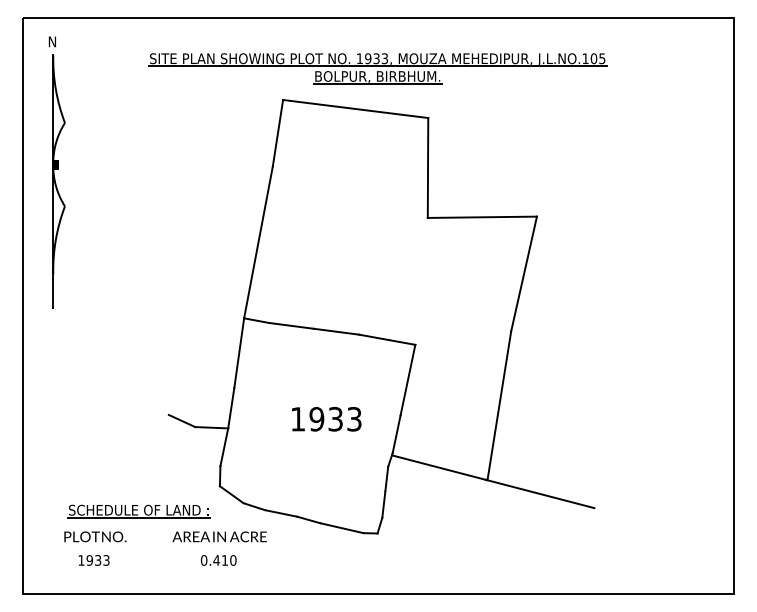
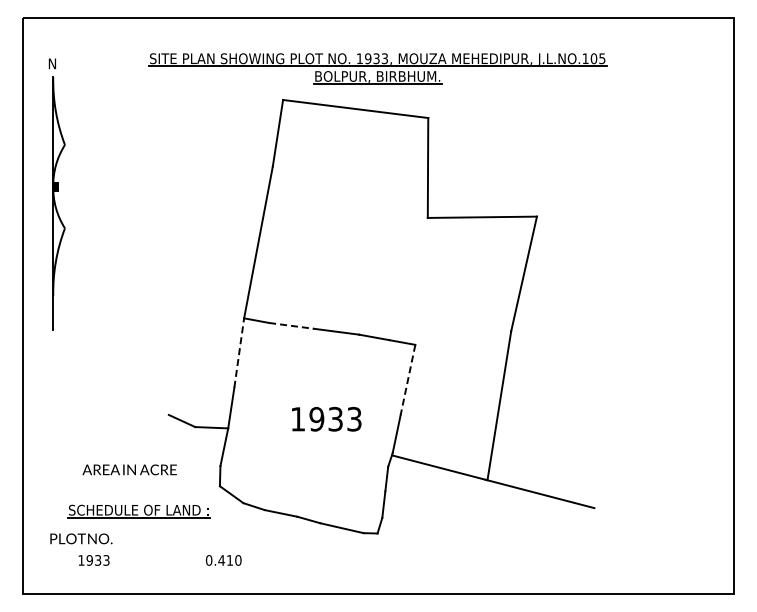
part position: (56, 172) -> (56, 194) (56, 194)
line: solid -> dashed (291, 325)
line: solid -> dashed (239, 352)
line: solid -> dashed (407, 380)
text position: (95, 536) -> (81, 538) (81, 538)
text position: (219, 536) -> (129, 469) (129, 469)
text position: (218, 560) -> (223, 560) (223, 560)
